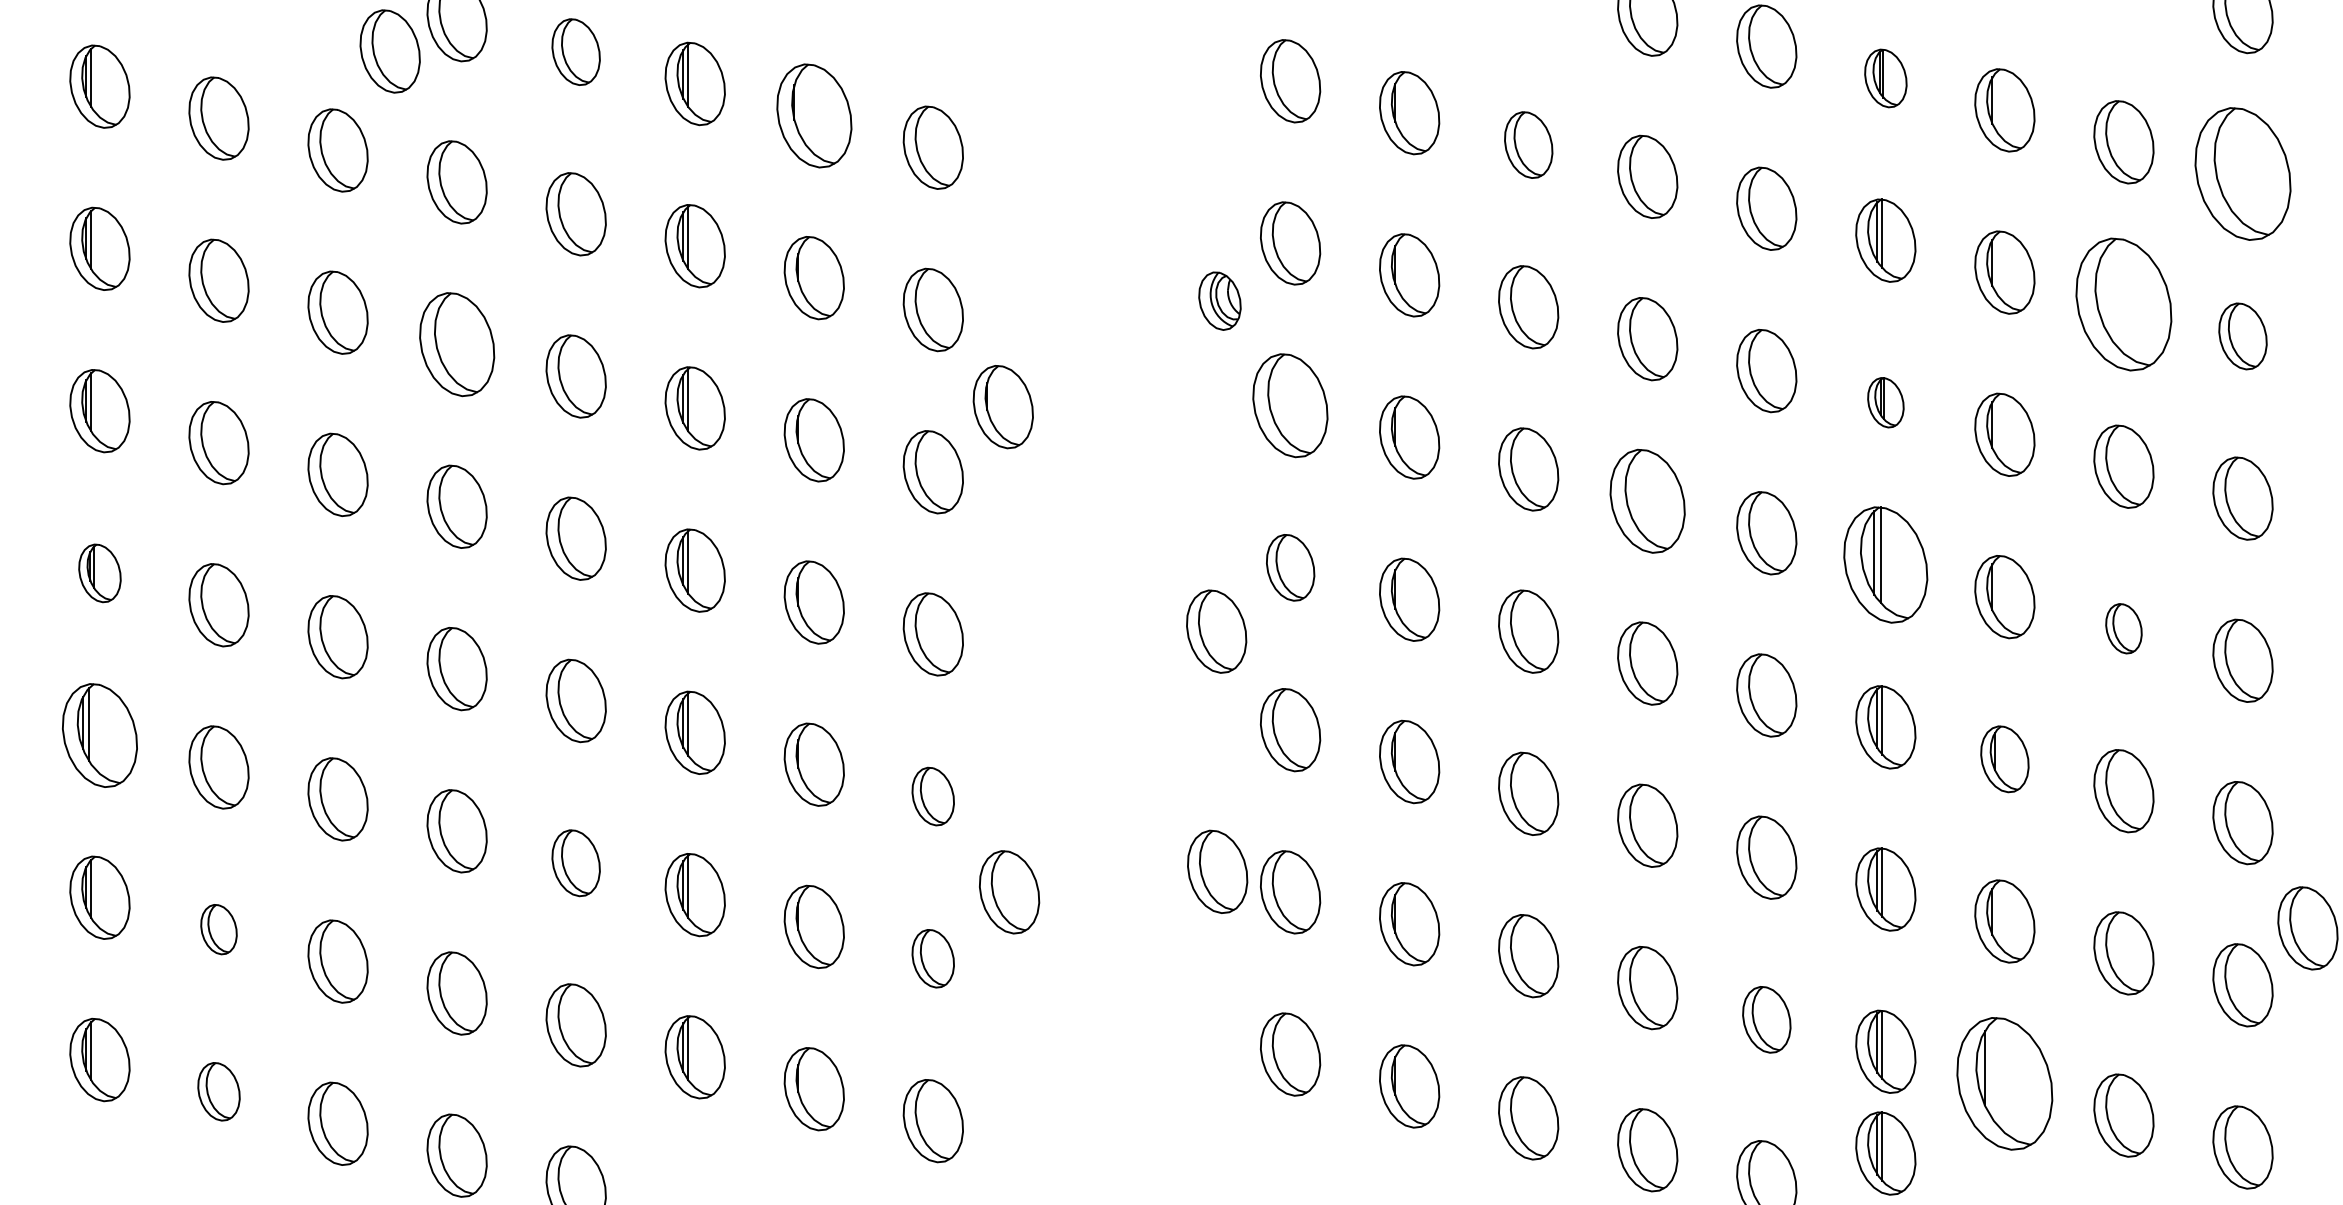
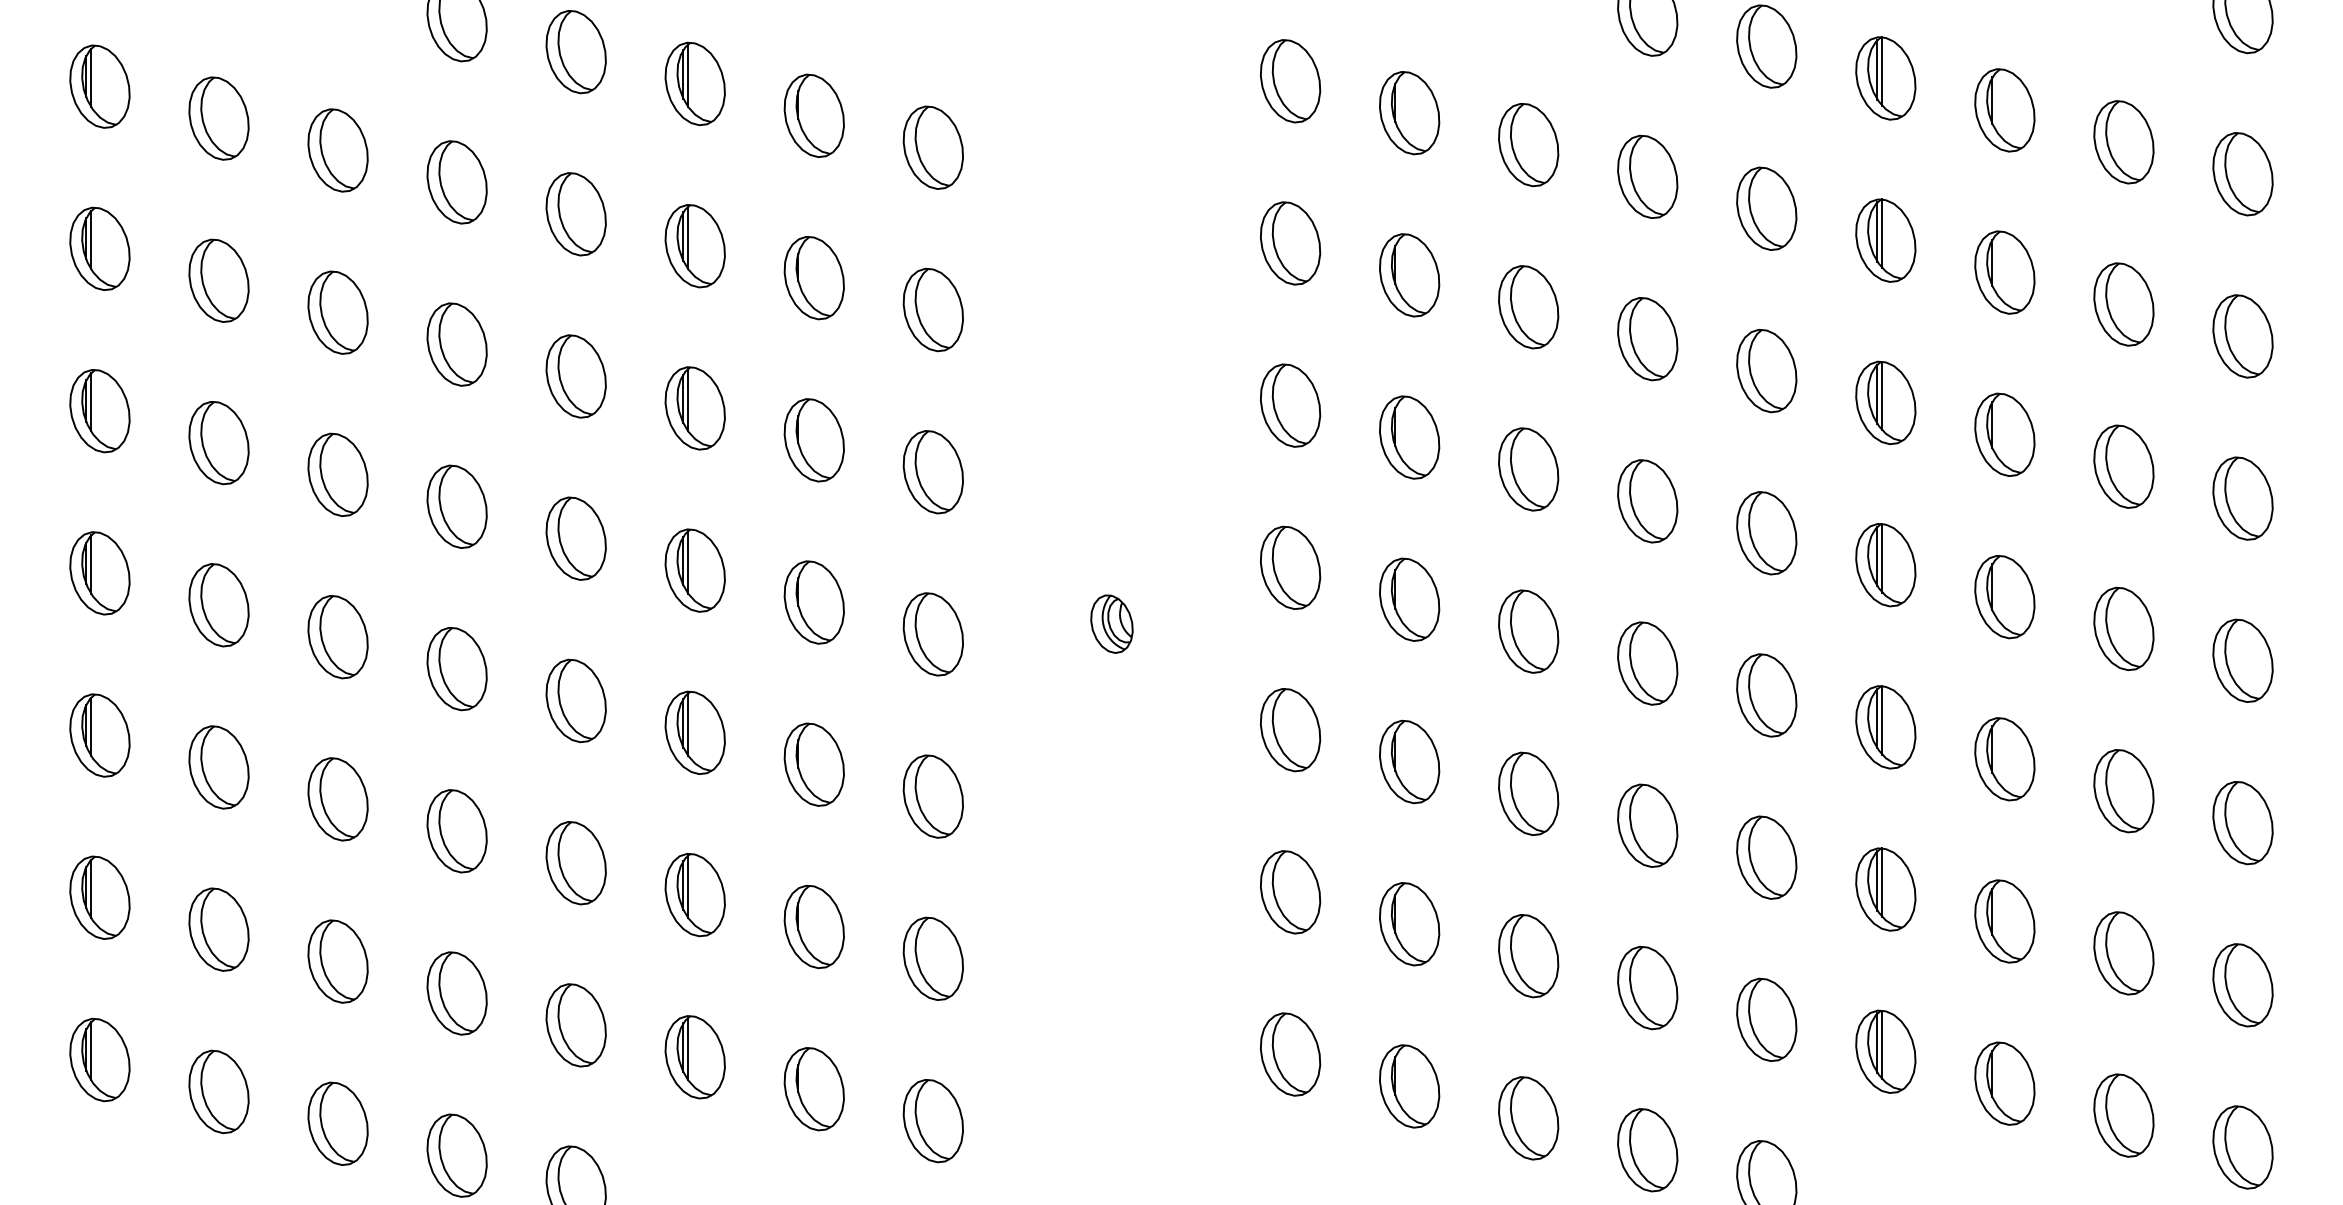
part: present -> none (389, 51)
part size: 50x68 px -> 62x85 px (575, 52)
part size: 44x61 px -> 62x85 px (1885, 78)
part size: 77x106 px -> 62x85 px (813, 115)
part size: 50x68 px -> 62x85 px (1528, 145)
part size: 98x134 px -> 62x85 px (2242, 174)
part position: (1219, 300) -> (1111, 623) (1111, 623)
part size: 98x135 px -> 62x85 px (2123, 304)
part size: 50x69 px -> 62x85 px (2242, 336)
part size: 77x106 px -> 62x85 px (456, 344)
part size: 38x52 px -> 62x85 px (1885, 402)
part size: 77x106 px -> 62x85 px (1290, 405)
part: present -> none (1002, 407)
part size: 77x106 px -> 62x85 px (1647, 501)
part size: 86x118 px -> 62x85 px (1885, 565)
part size: 50x68 px -> 62x85 px (1290, 567)
part size: 44x61 px -> 62x85 px (99, 573)
part size: 38x52 px -> 62x85 px (2123, 628)
part: present -> none (1216, 631)
part size: 76x105 px -> 62x85 px (99, 735)
part size: 50x69 px -> 62x85 px (2004, 759)
part size: 44x61 px -> 62x85 px (932, 796)
part size: 50x69 px -> 62x85 px (575, 863)
part: present -> none (1217, 871)
part: present -> none (1009, 892)
part: present -> none (2307, 928)
part size: 38x52 px -> 62x85 px (218, 929)
part size: 44x60 px -> 62x85 px (932, 958)
part size: 50x68 px -> 62x85 px (1766, 1019)
part size: 98x134 px -> 62x85 px (2004, 1083)
part size: 44x60 px -> 62x85 px (218, 1091)
part: present -> none (1885, 1153)
